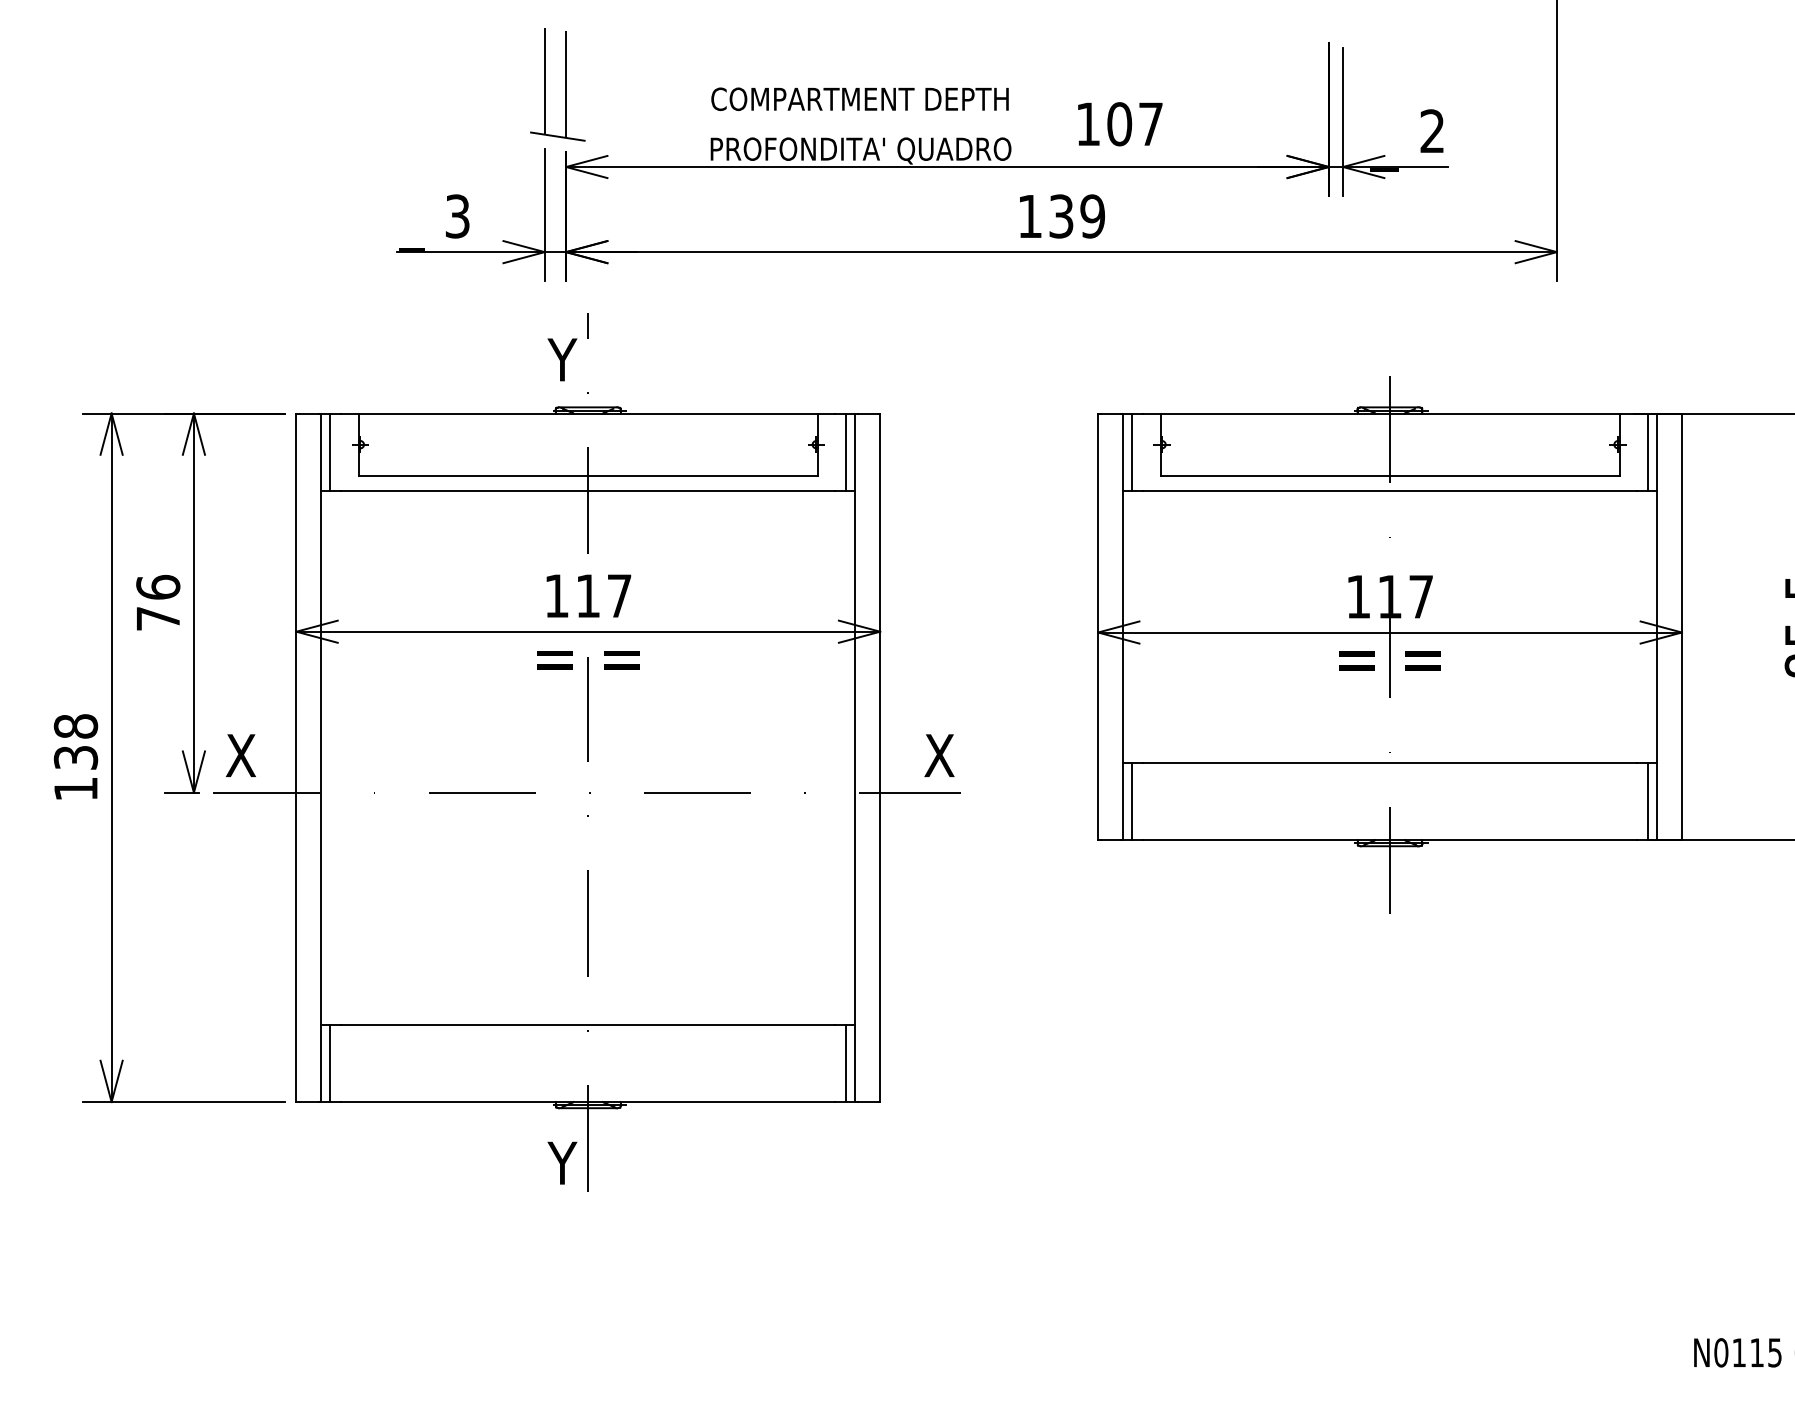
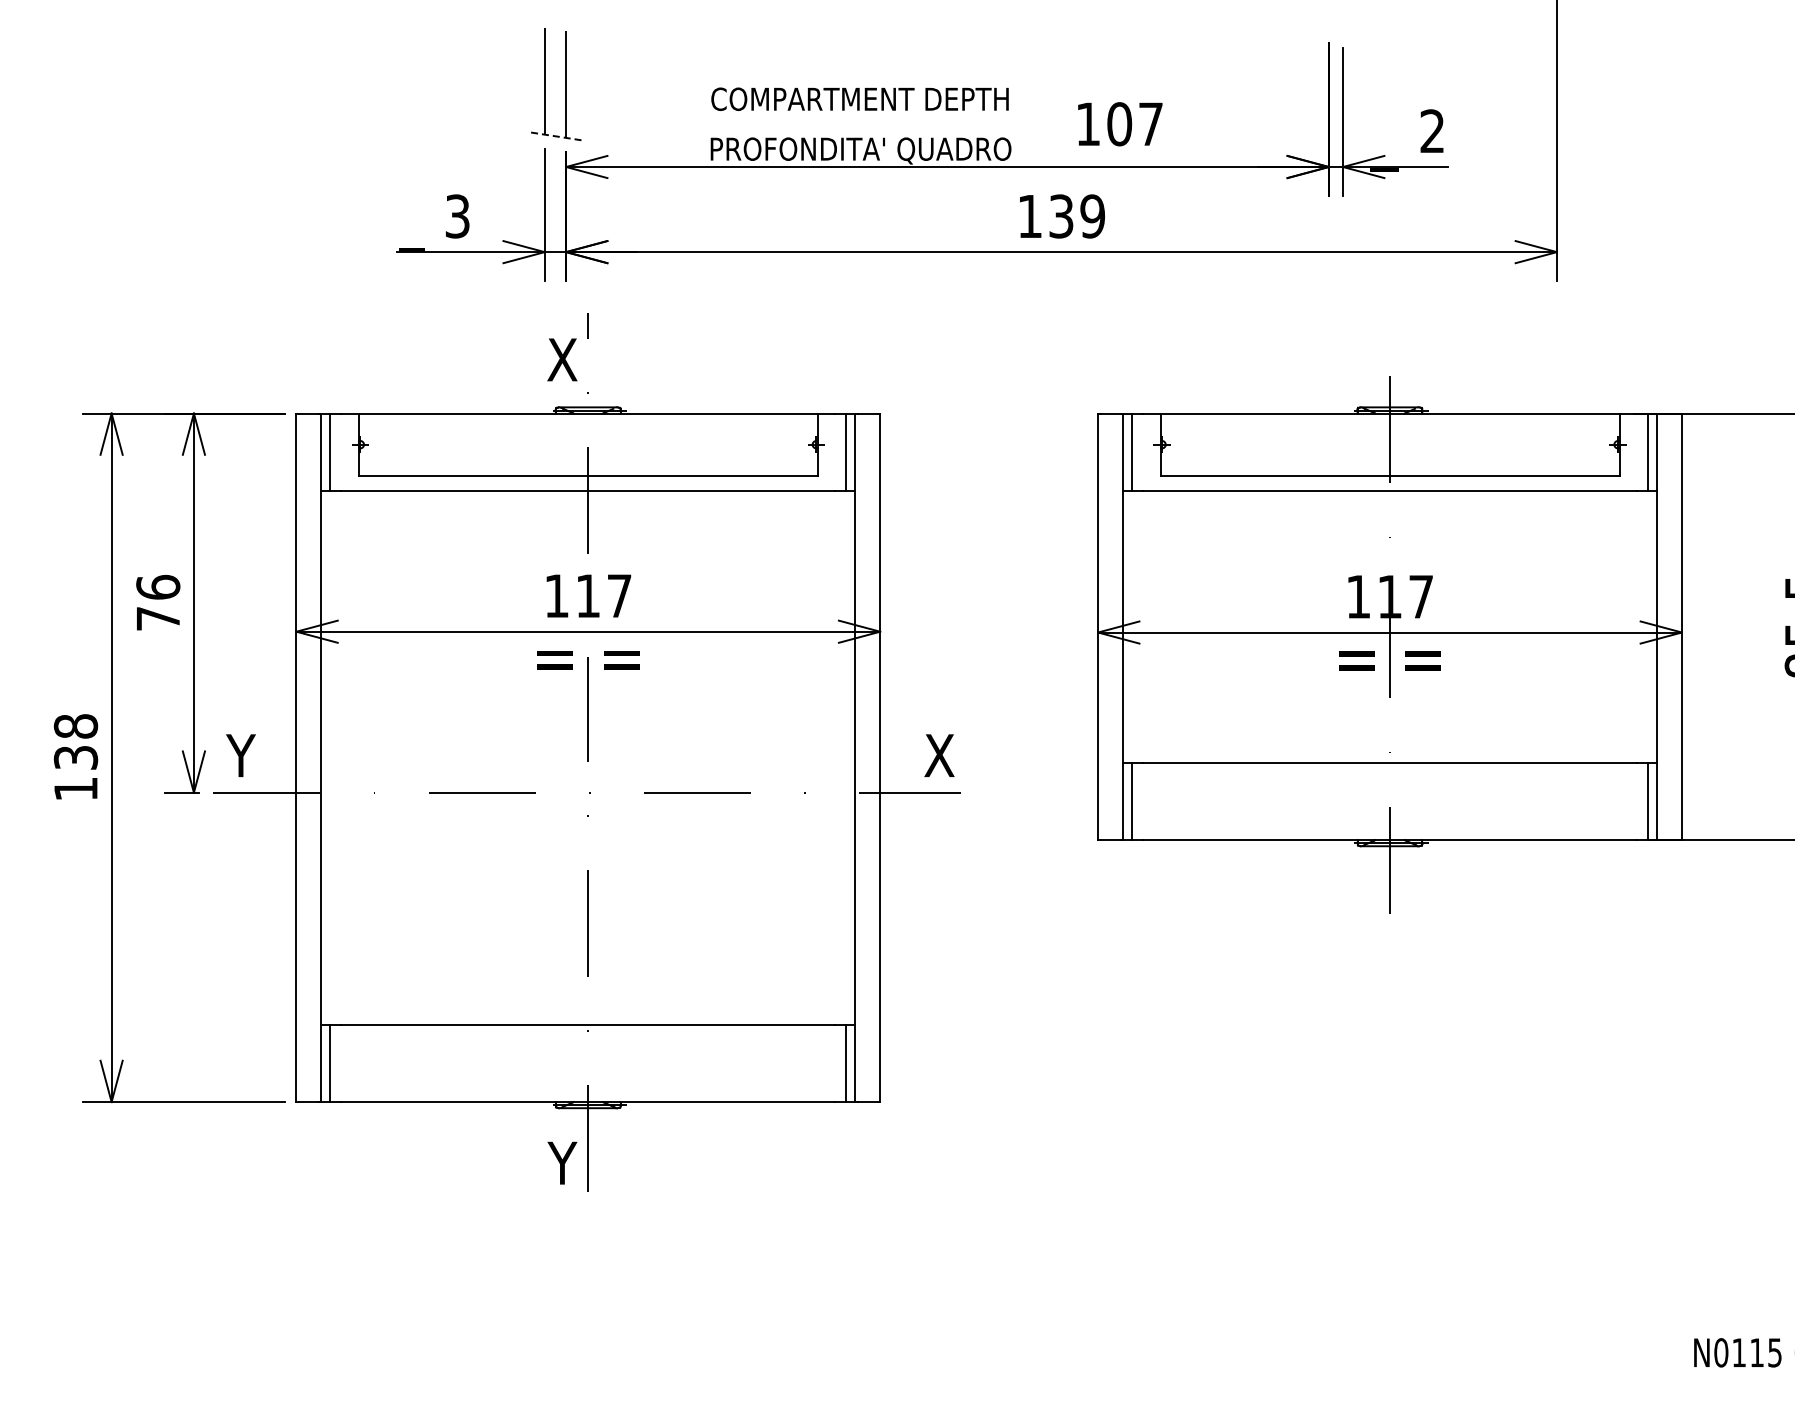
line: solid -> dashed (558, 136)
text: Y -> X (562, 359)
text: X -> Y (240, 755)
